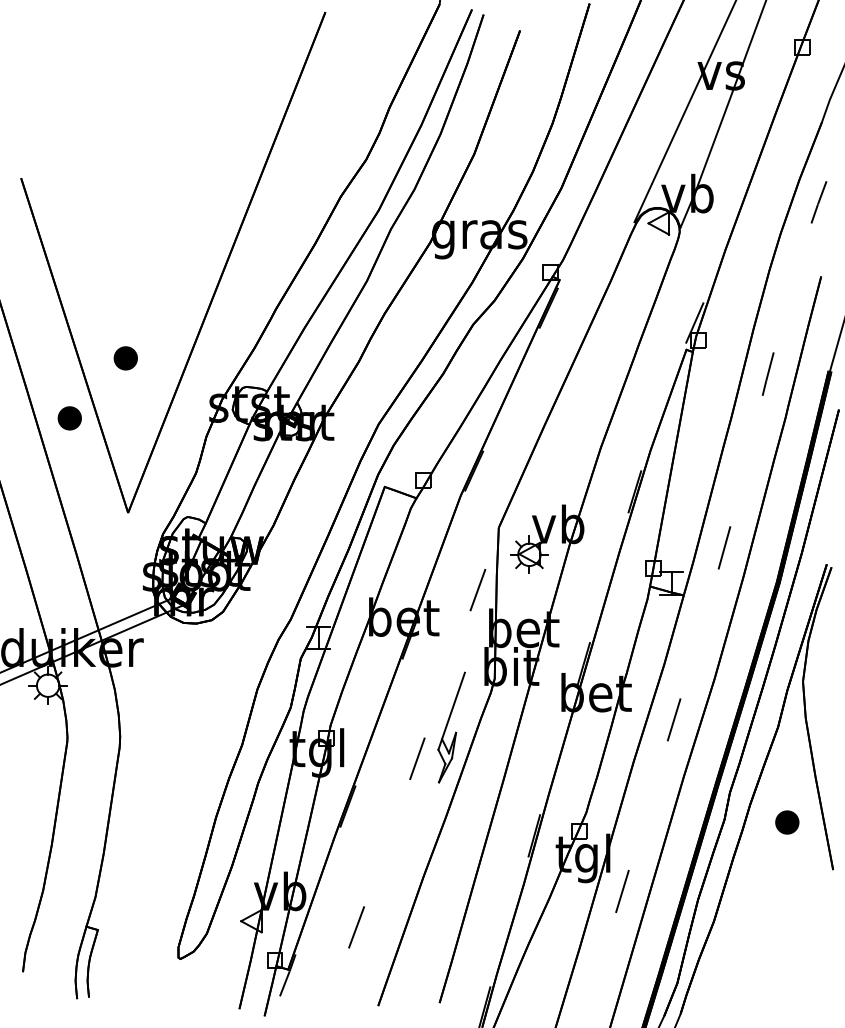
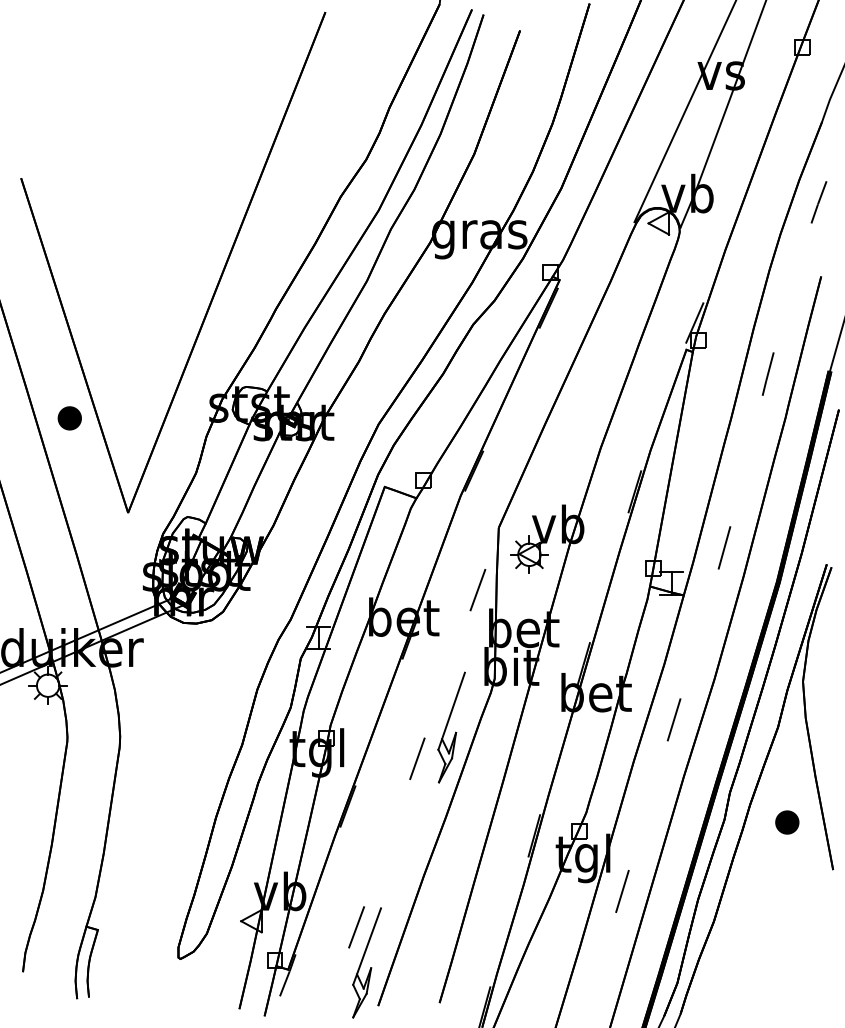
part: present -> none (125, 358)
part: none -> present (366, 962)
